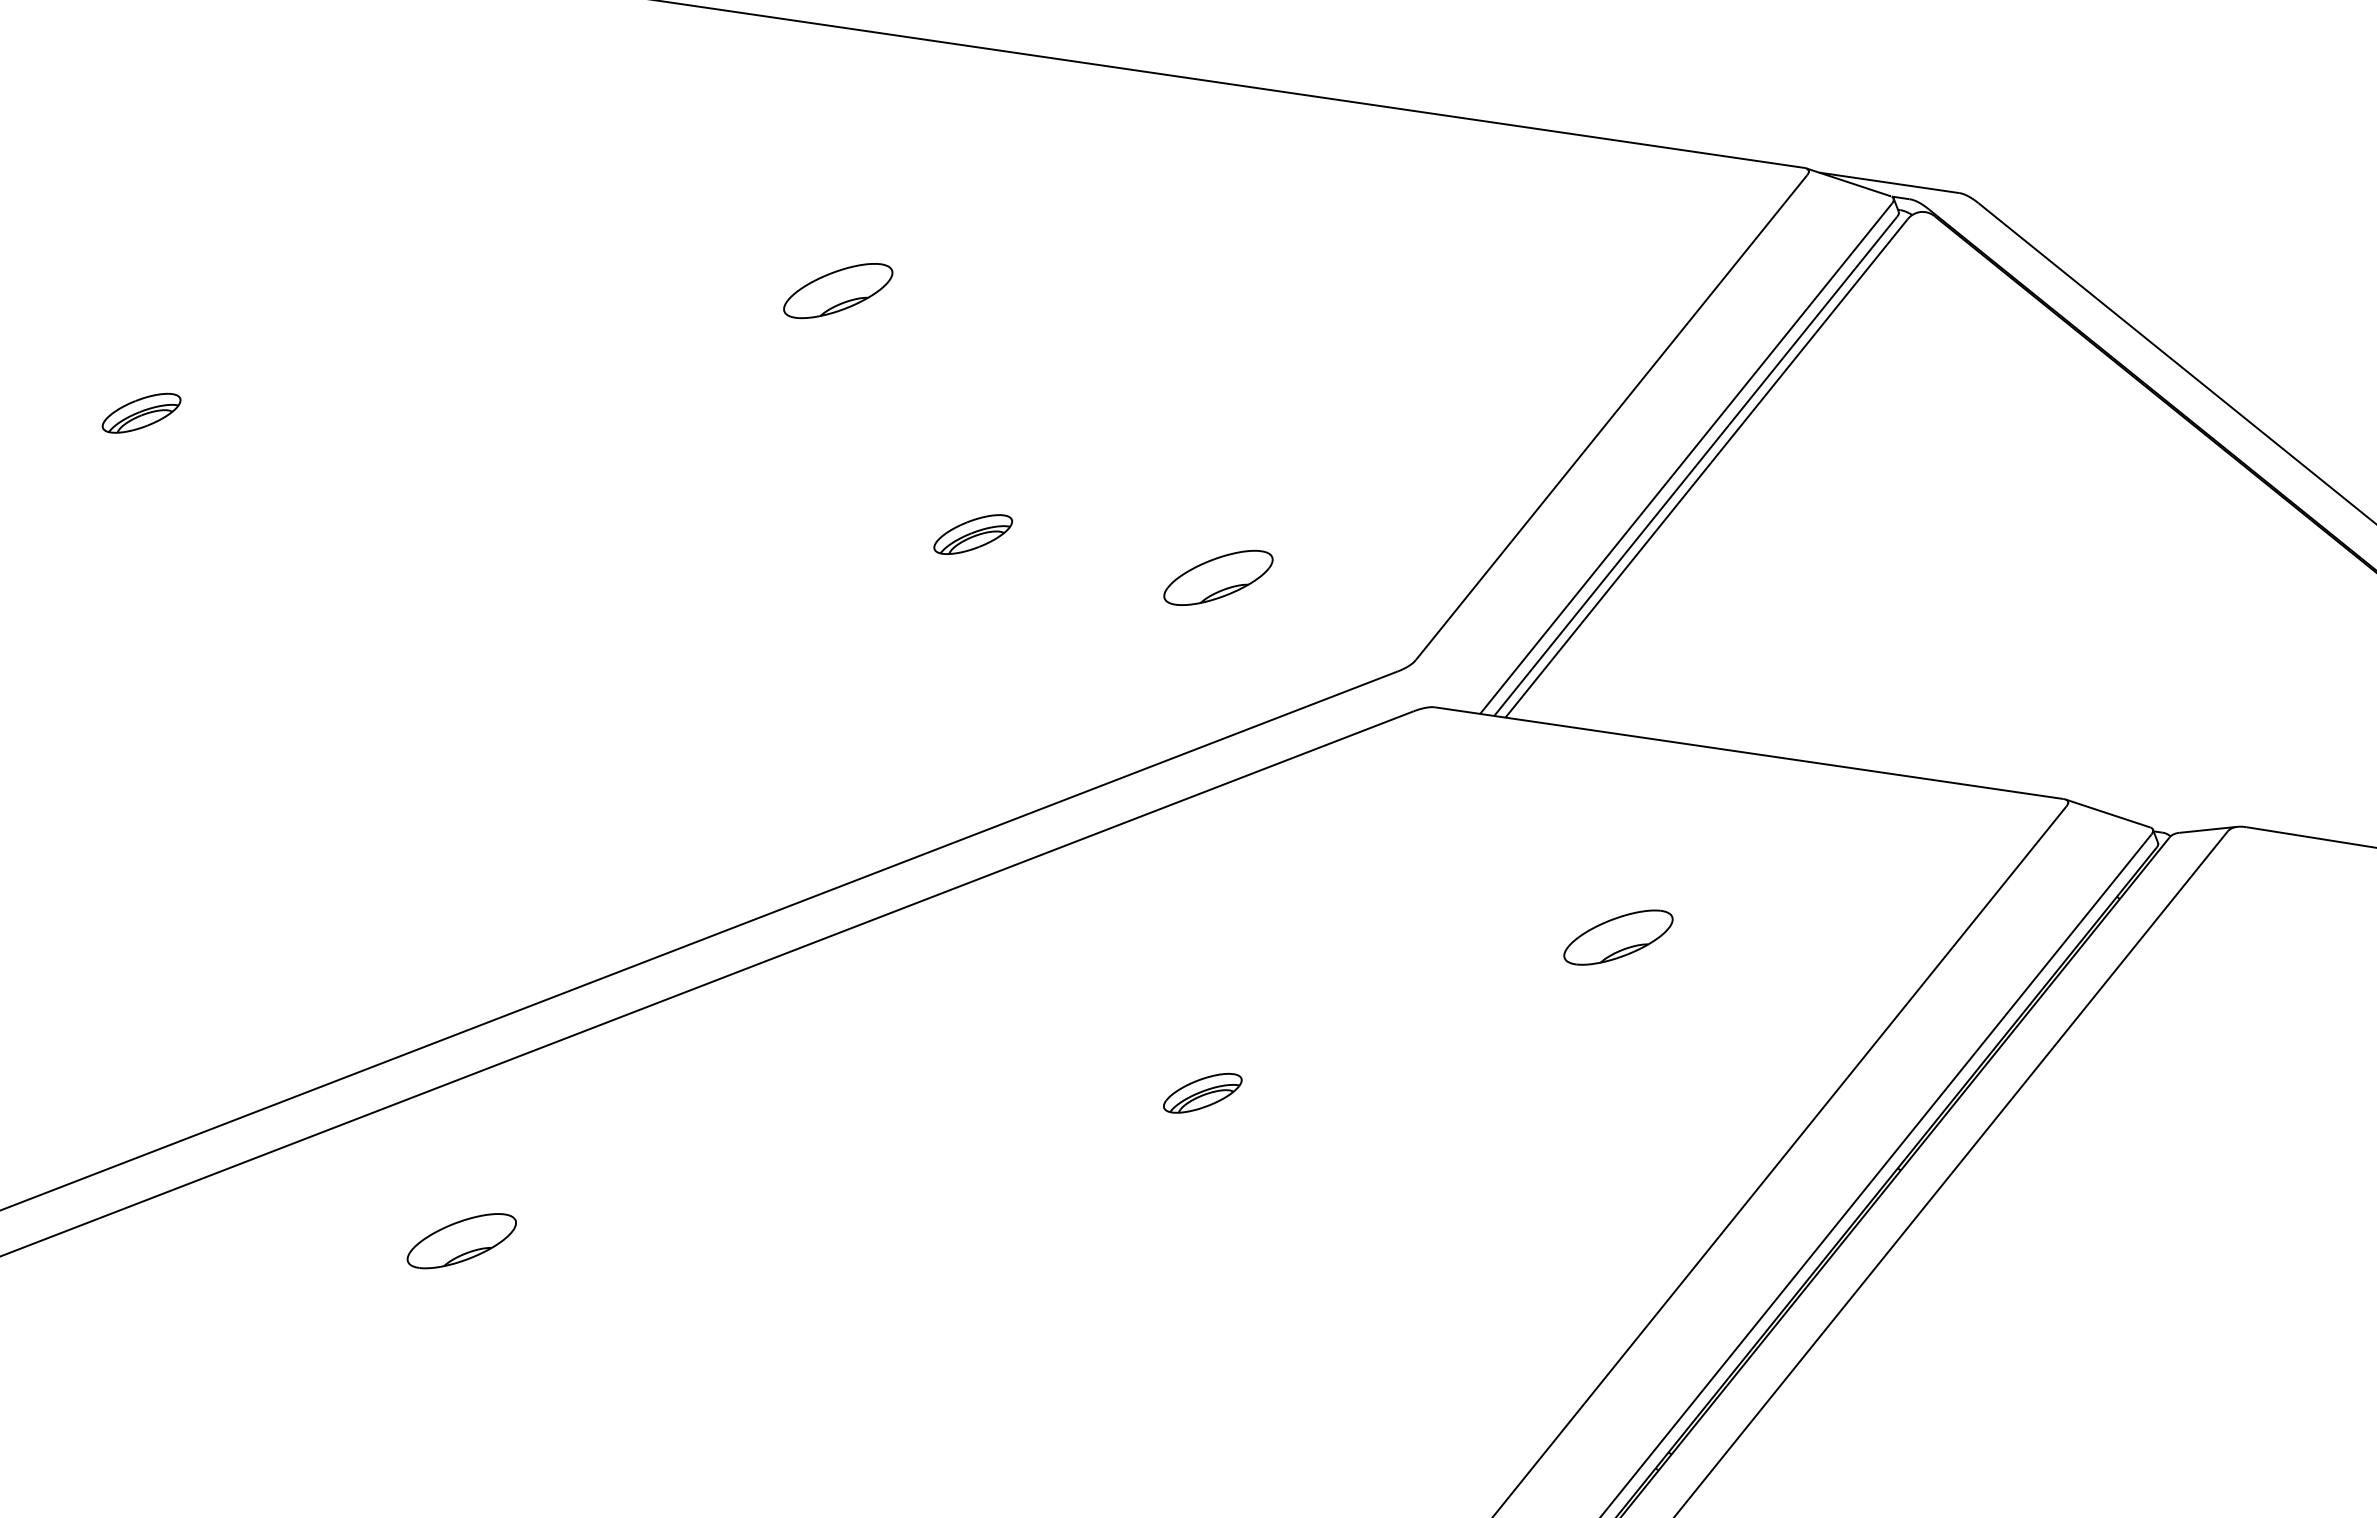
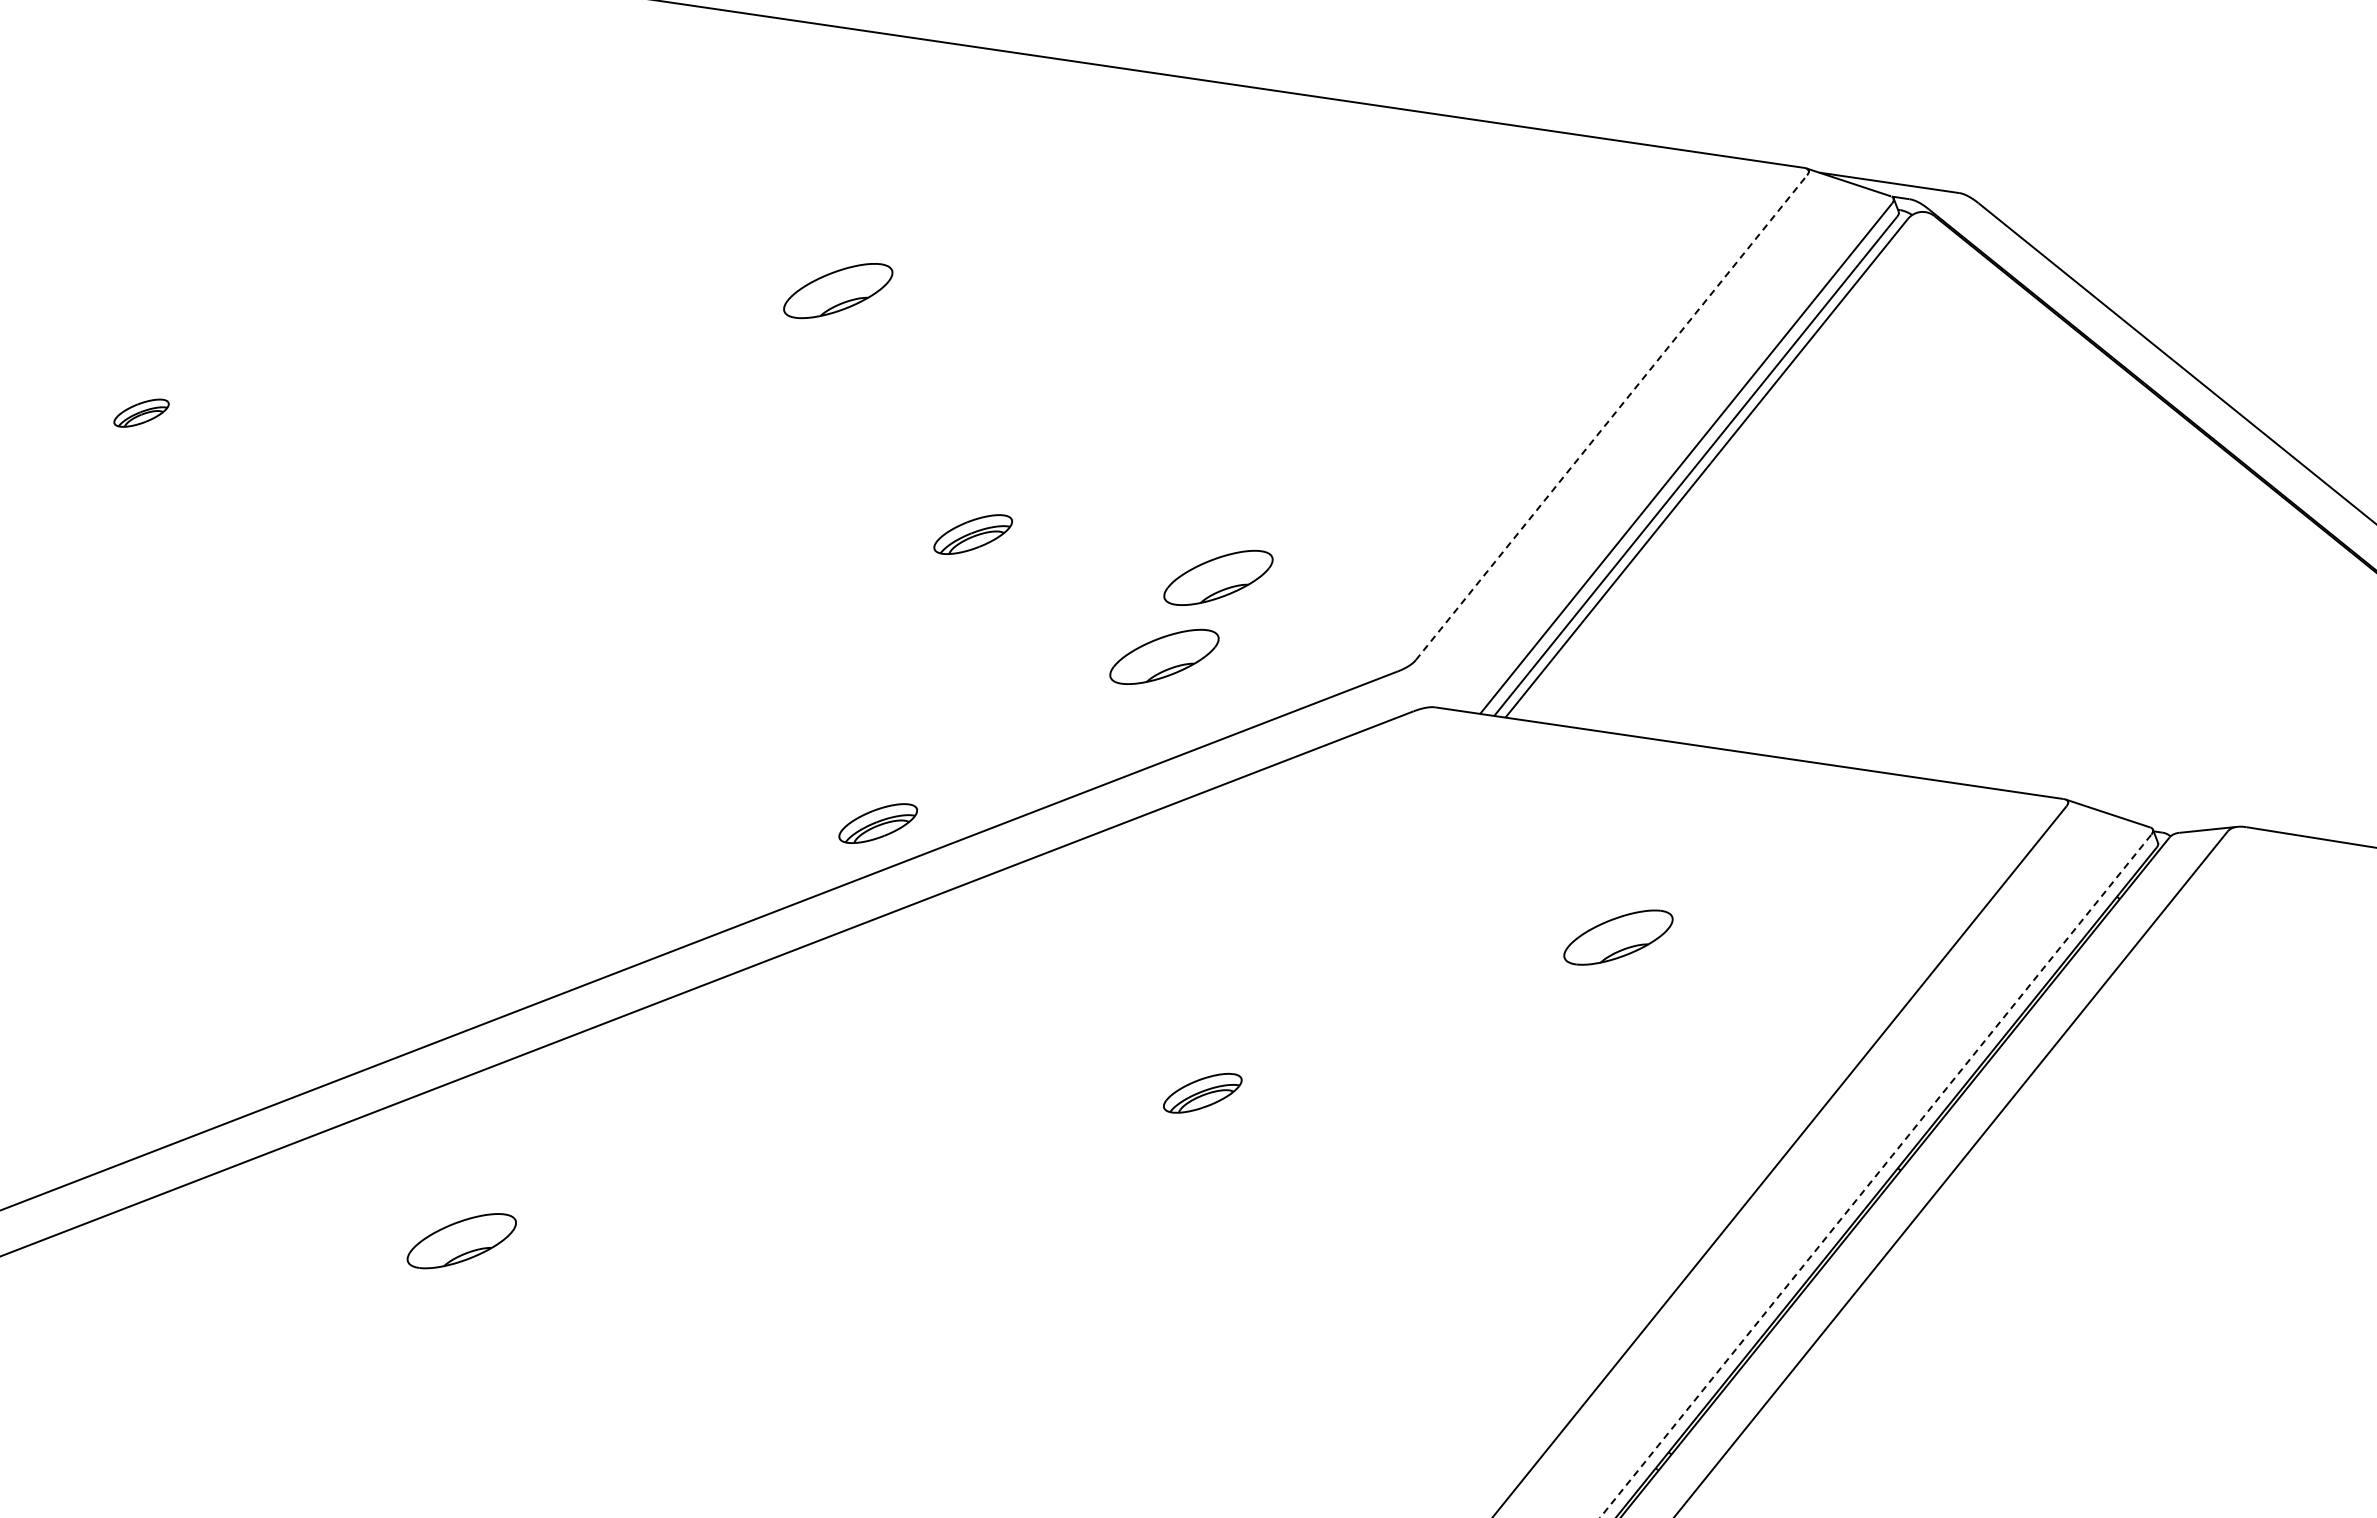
part size: 81x42 px -> 57x30 px (141, 412)
line: solid -> dashed (1611, 417)
part: none -> present (1164, 656)
part: none -> present (877, 823)
line: solid -> dashed (1875, 1176)
